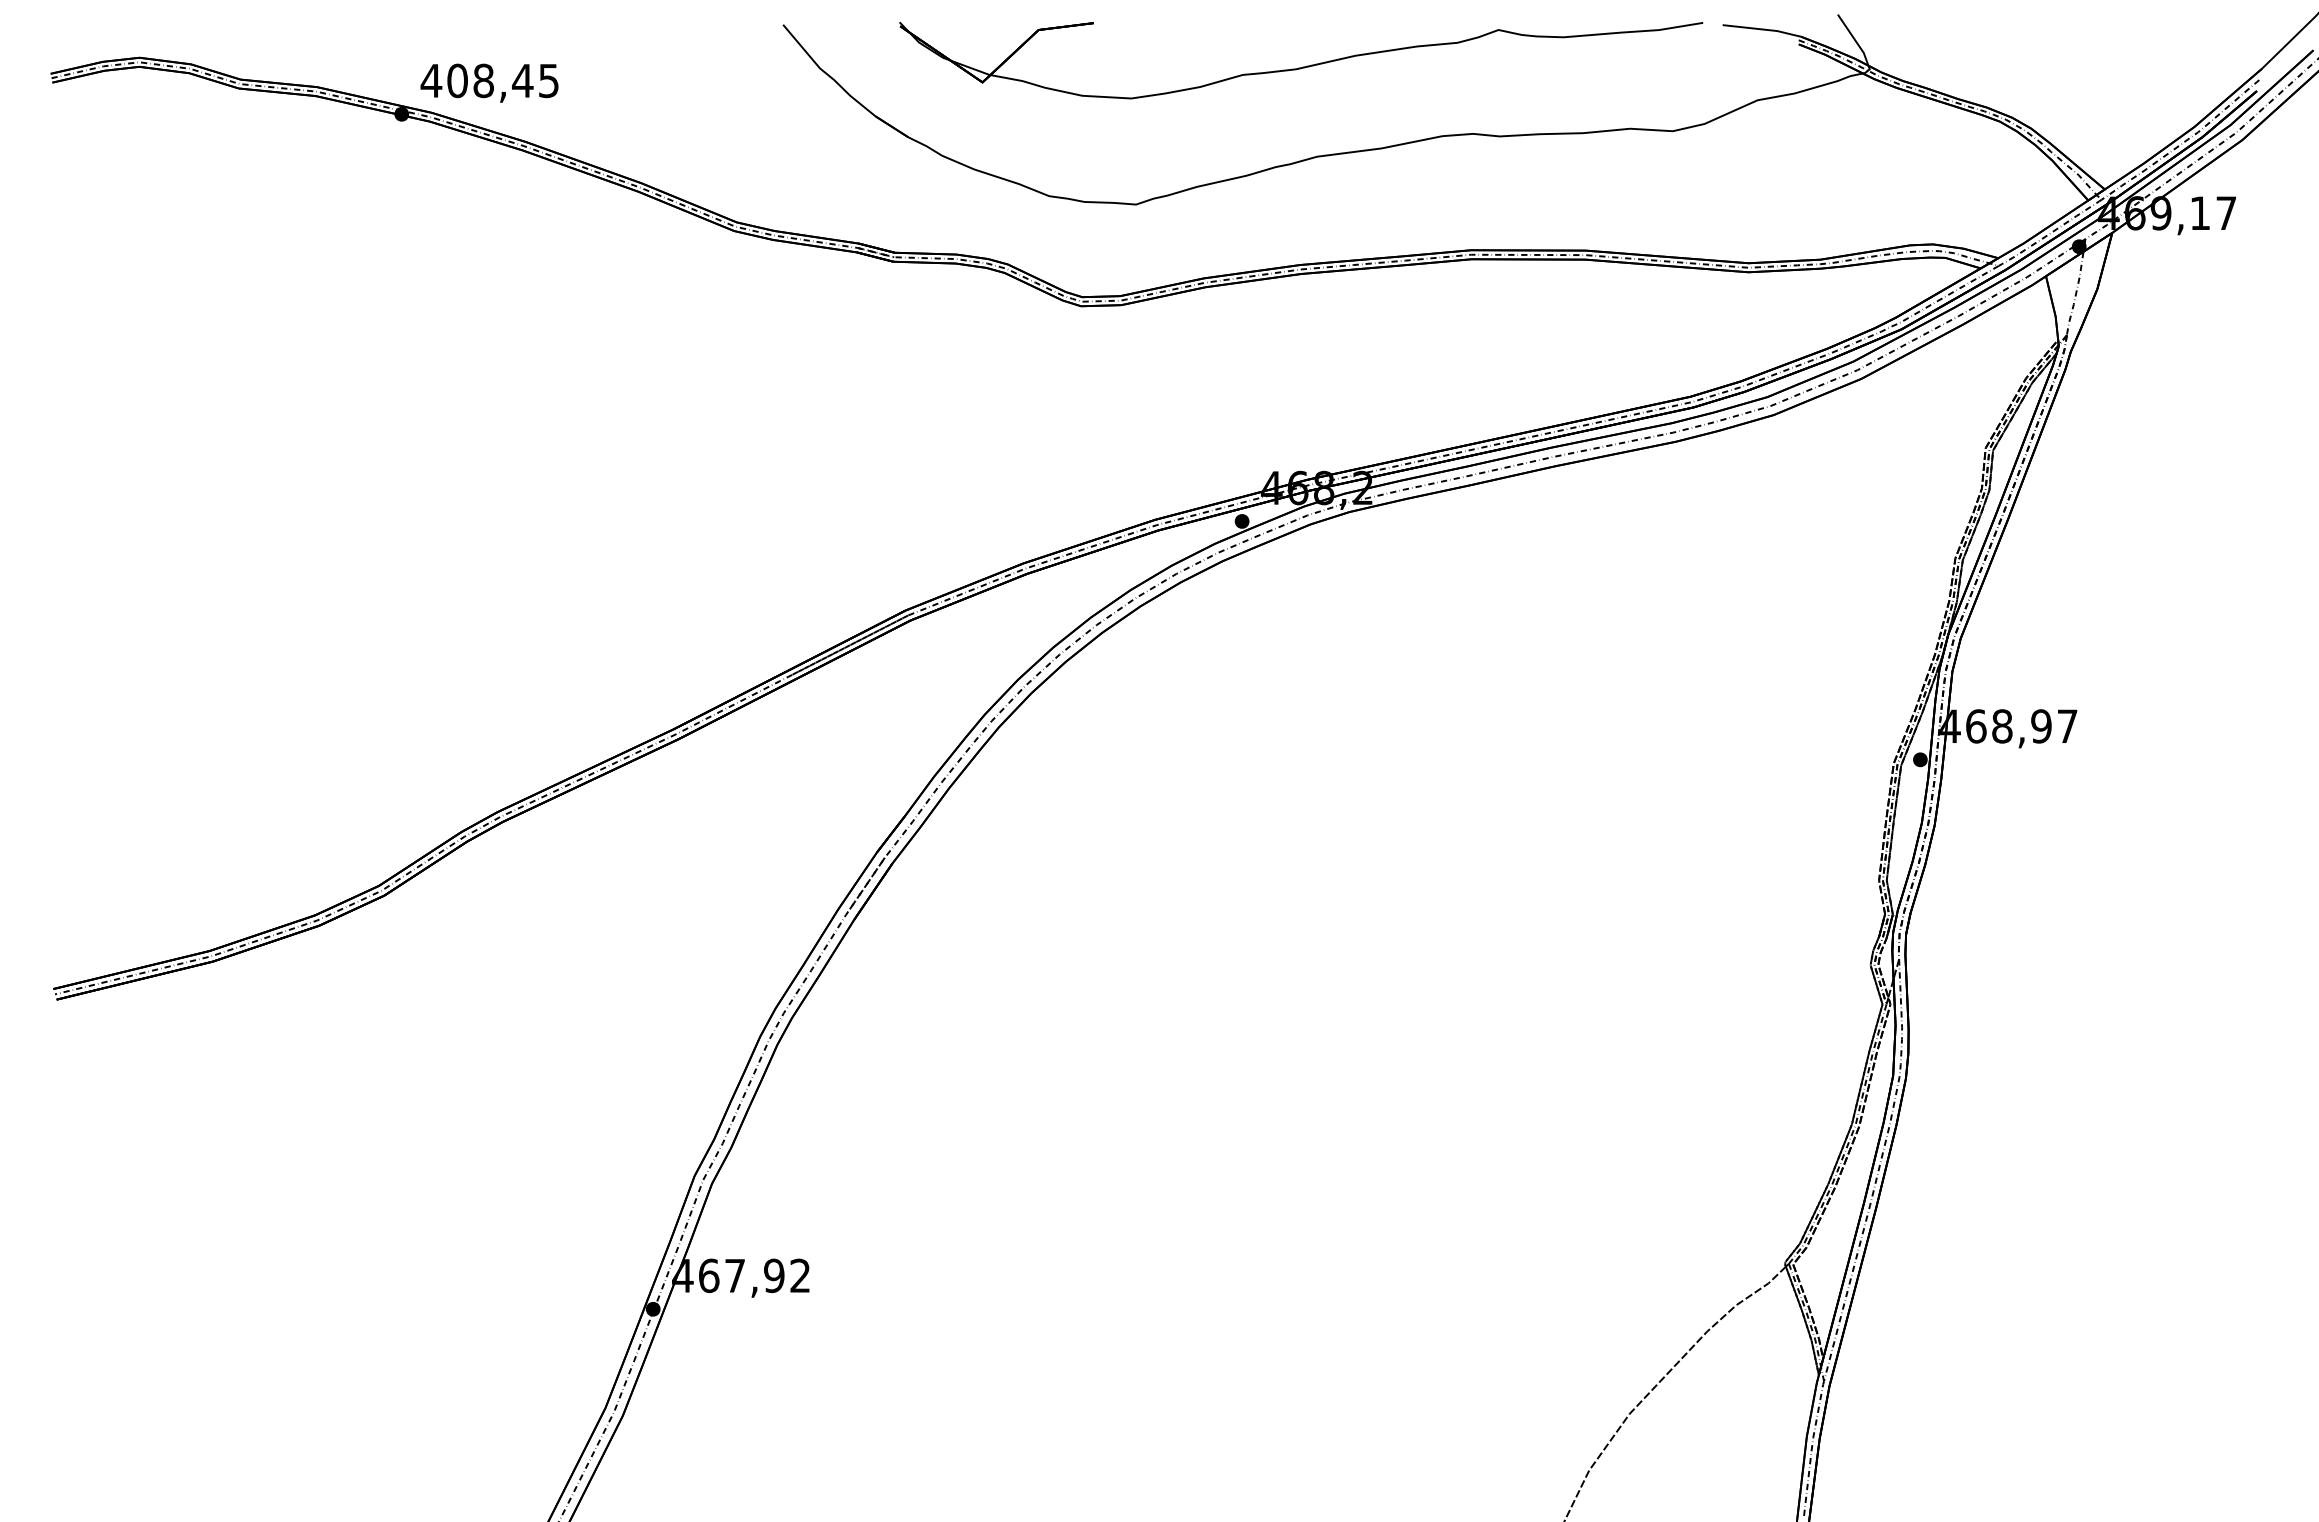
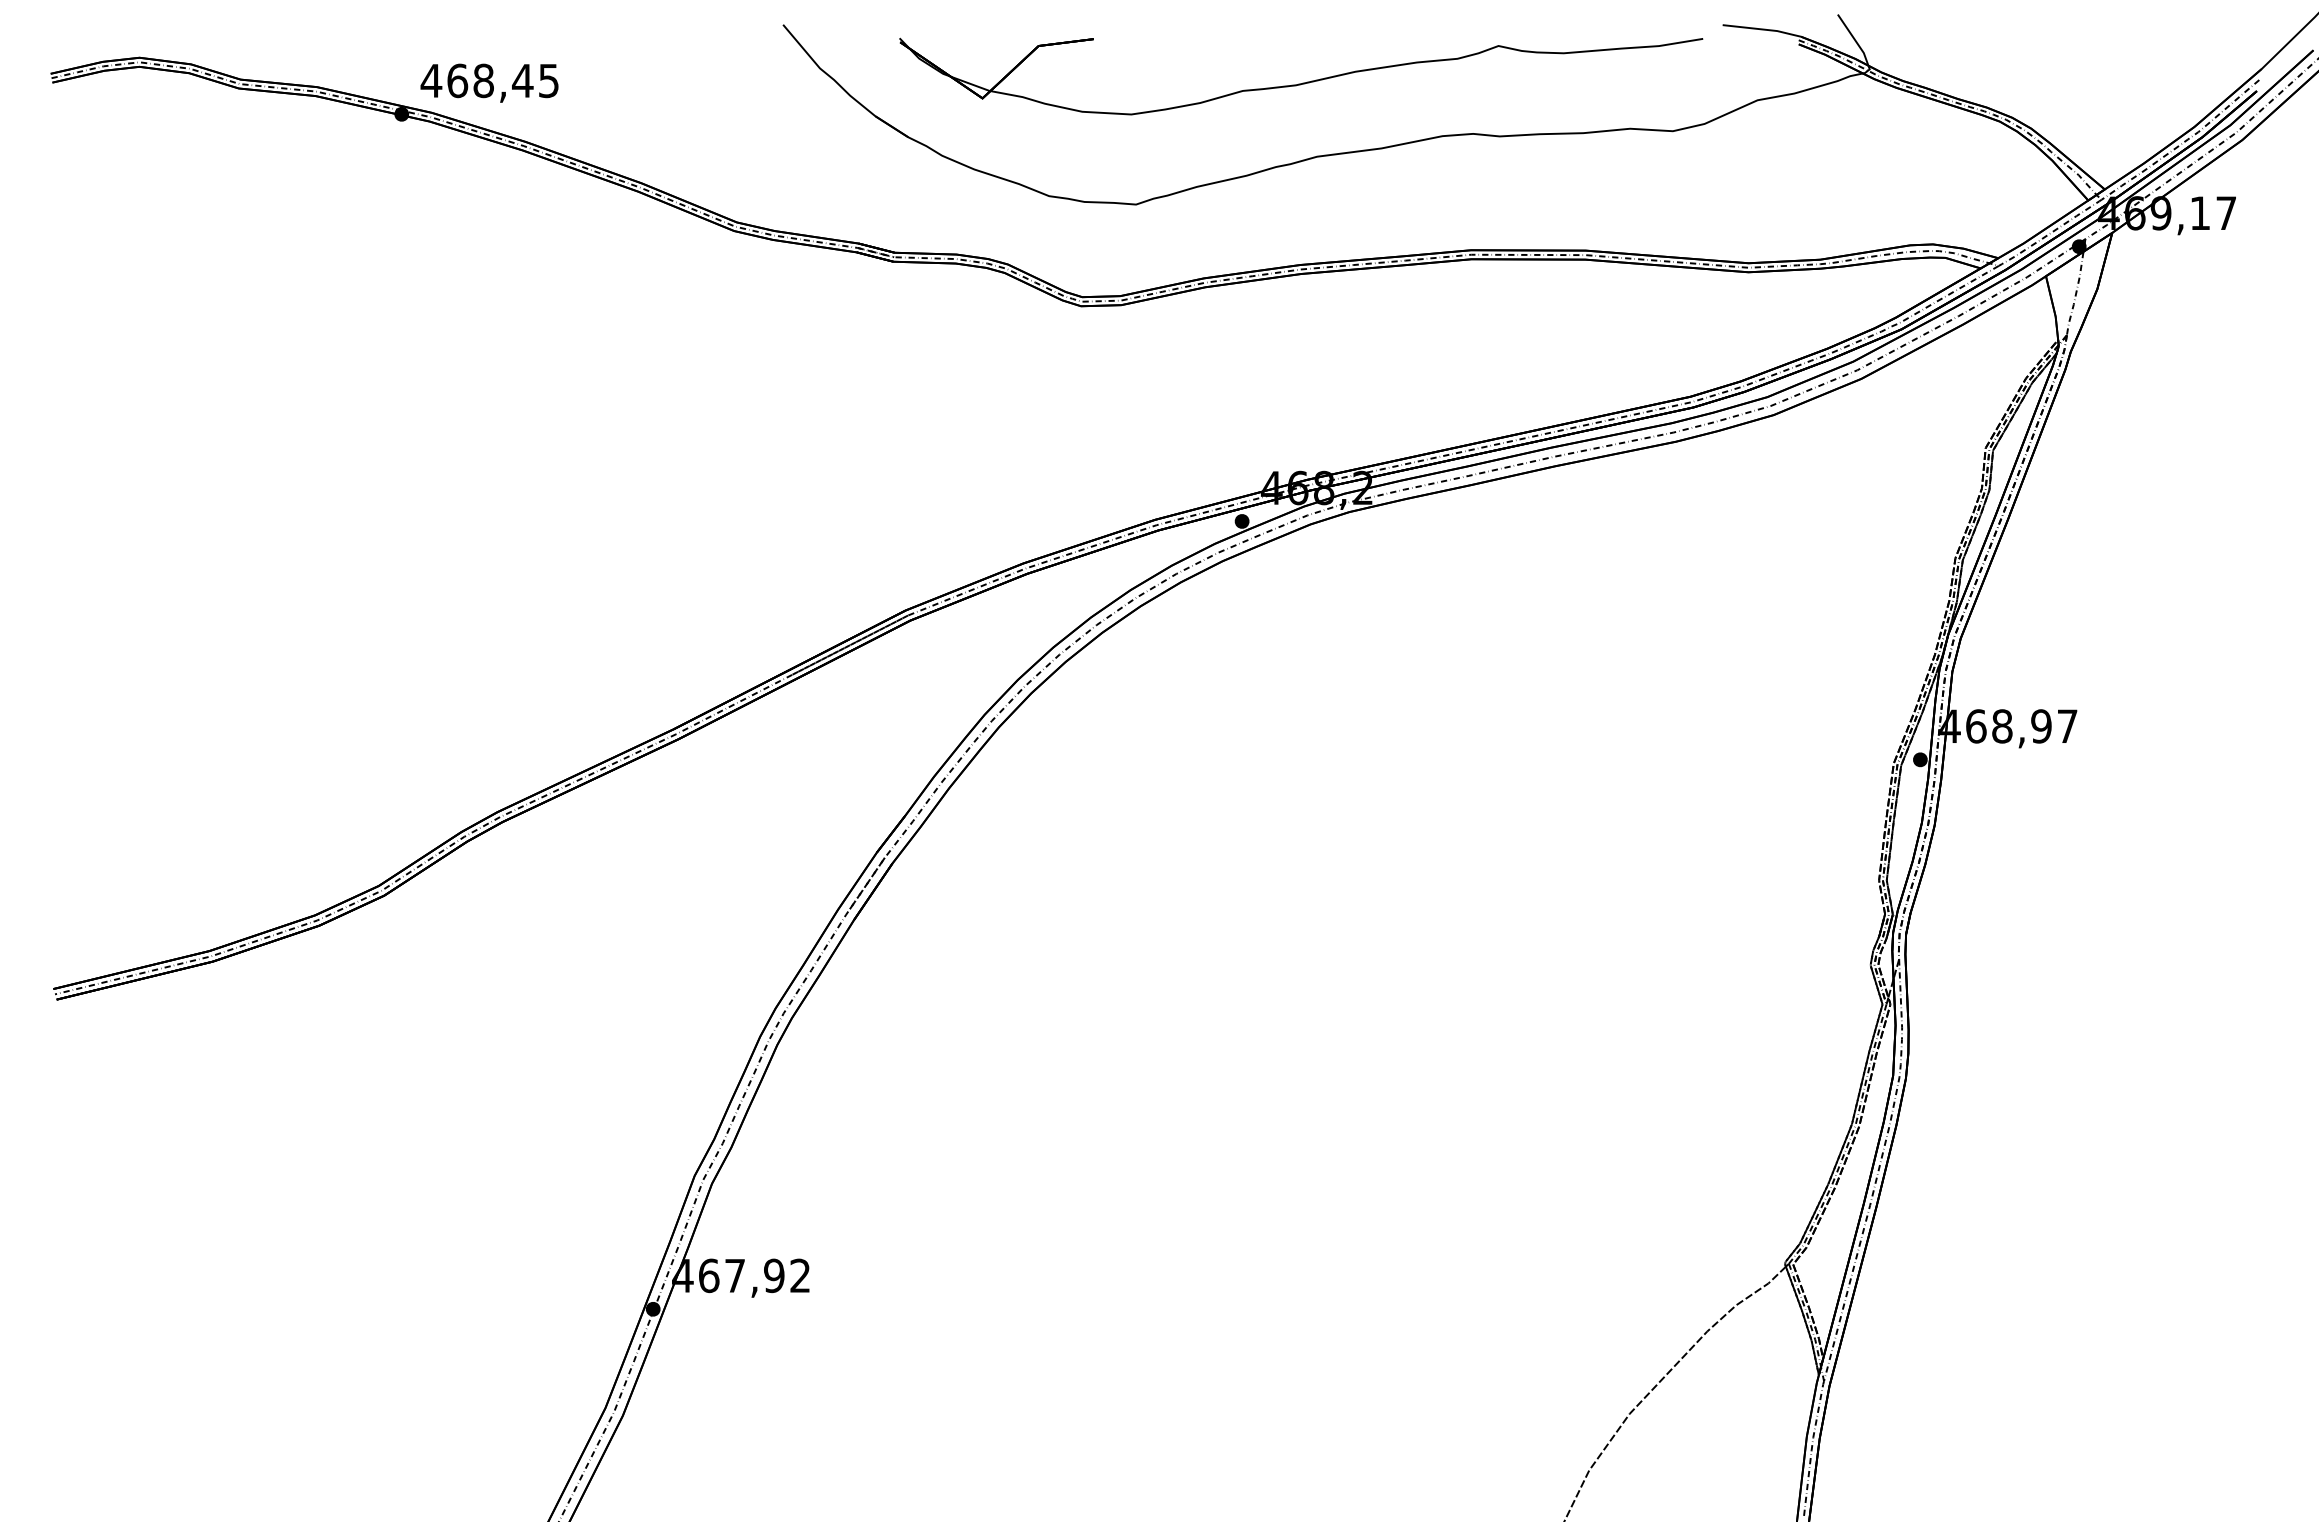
part position: (1302, 66) -> (1302, 82) (1302, 82)
text: 408,45 -> 468,45 (457, 80)
